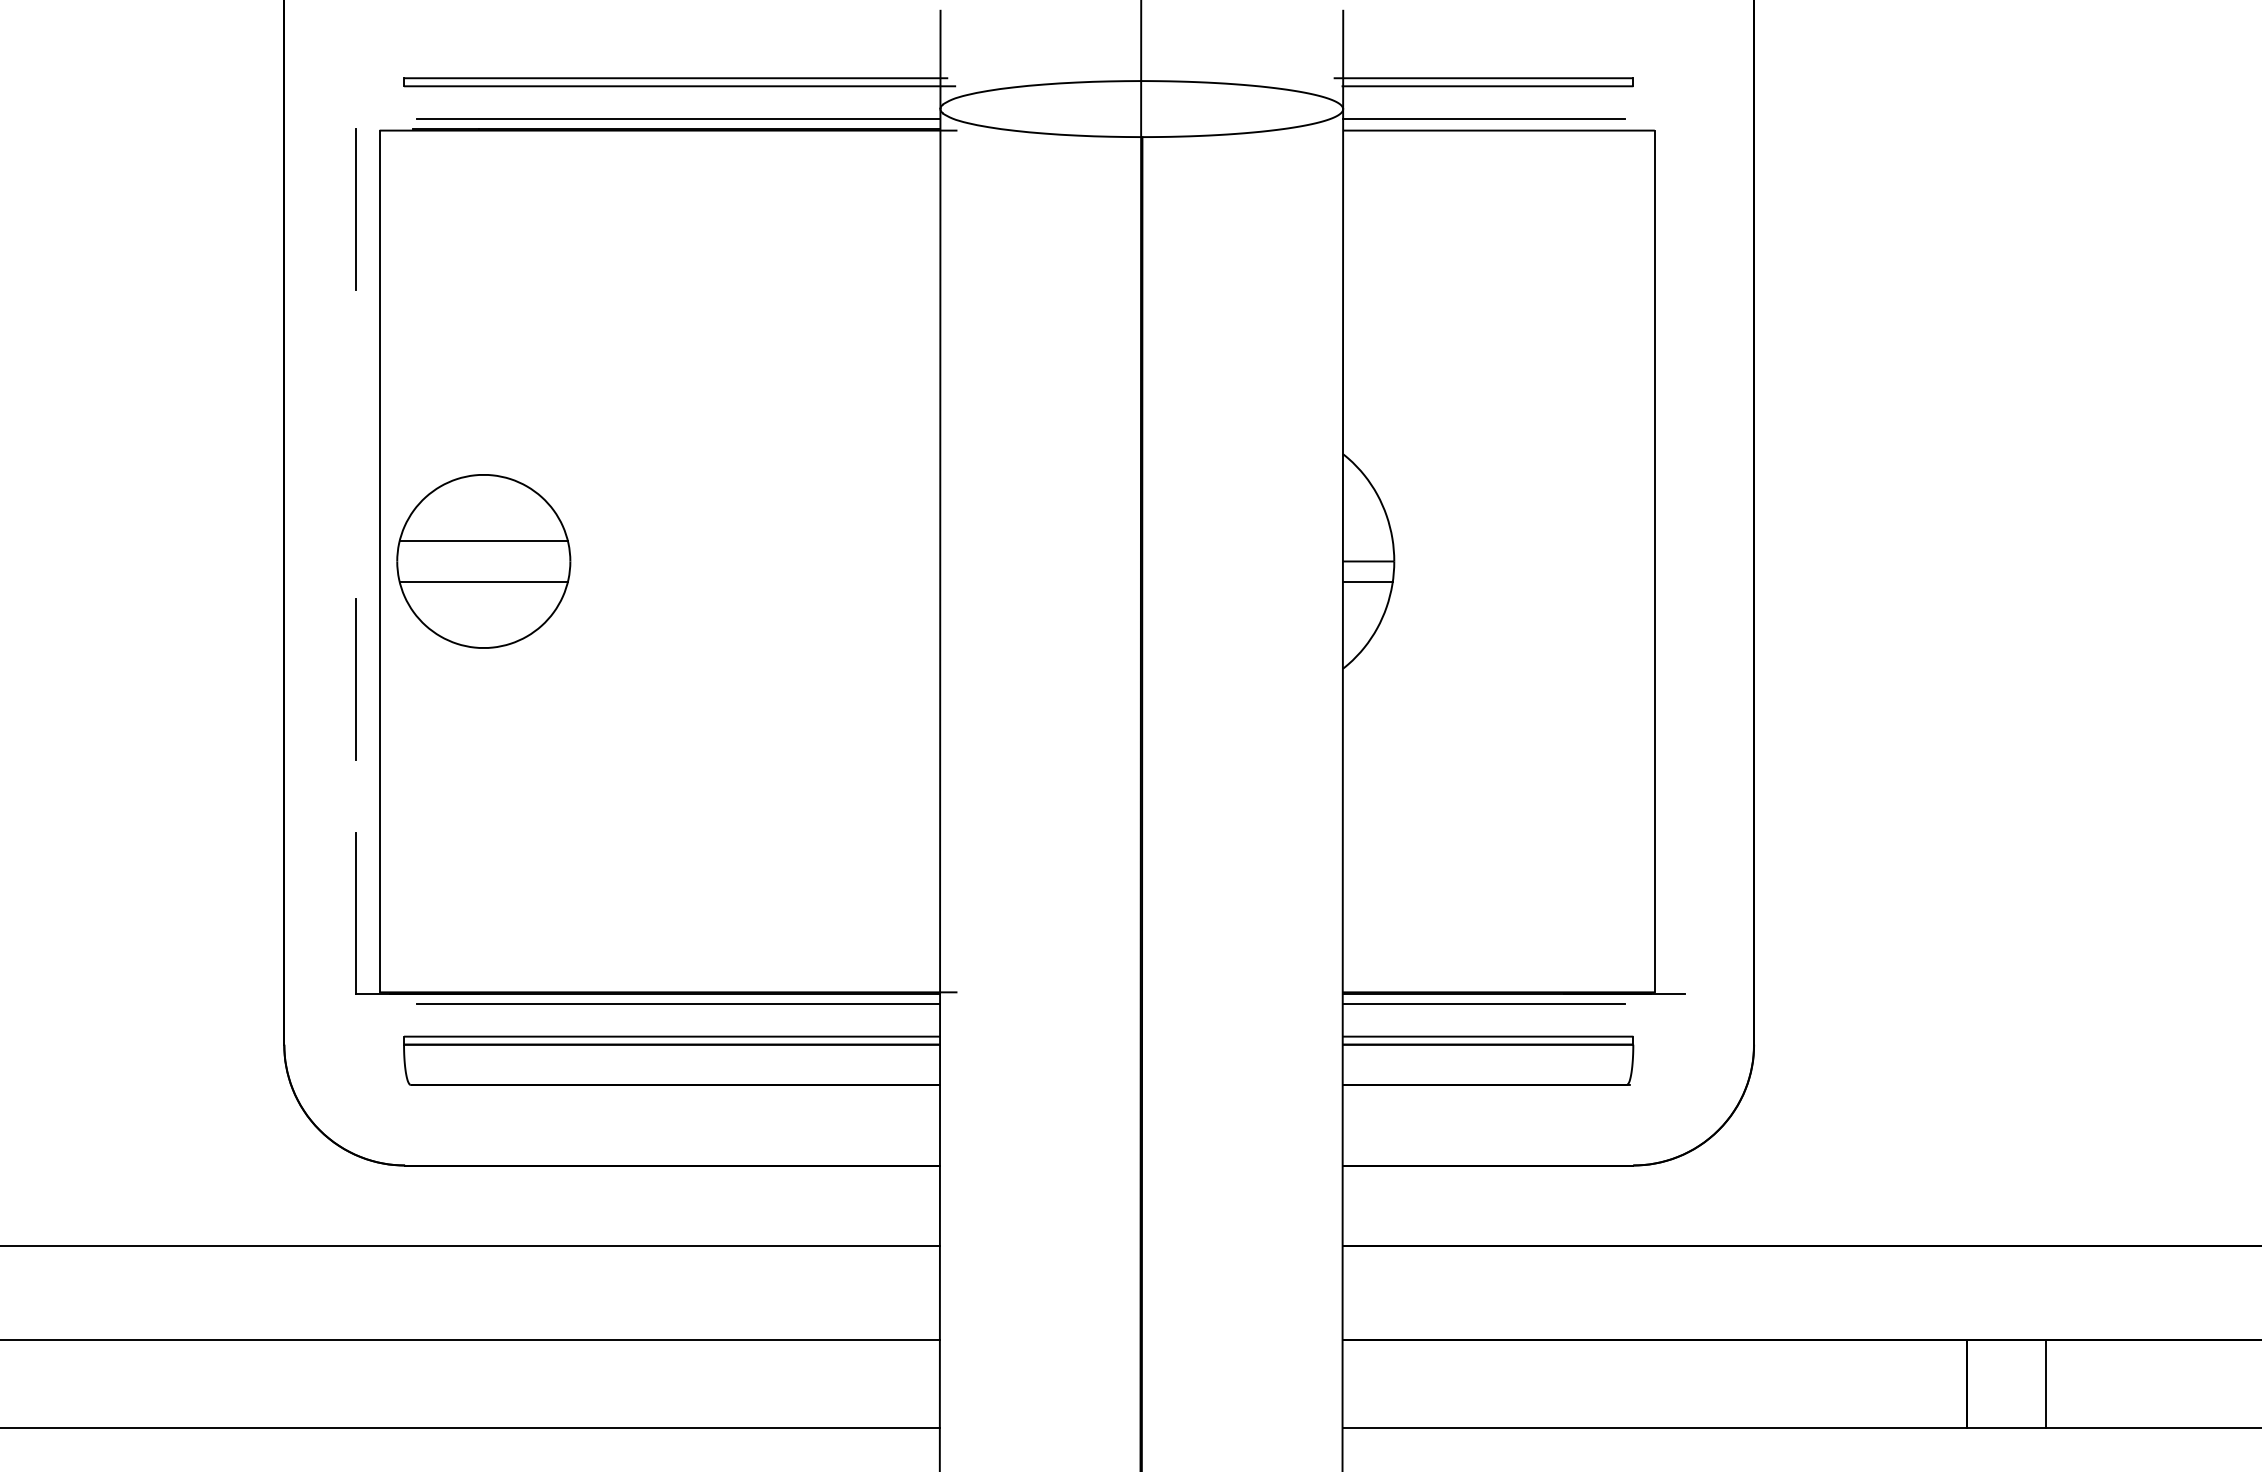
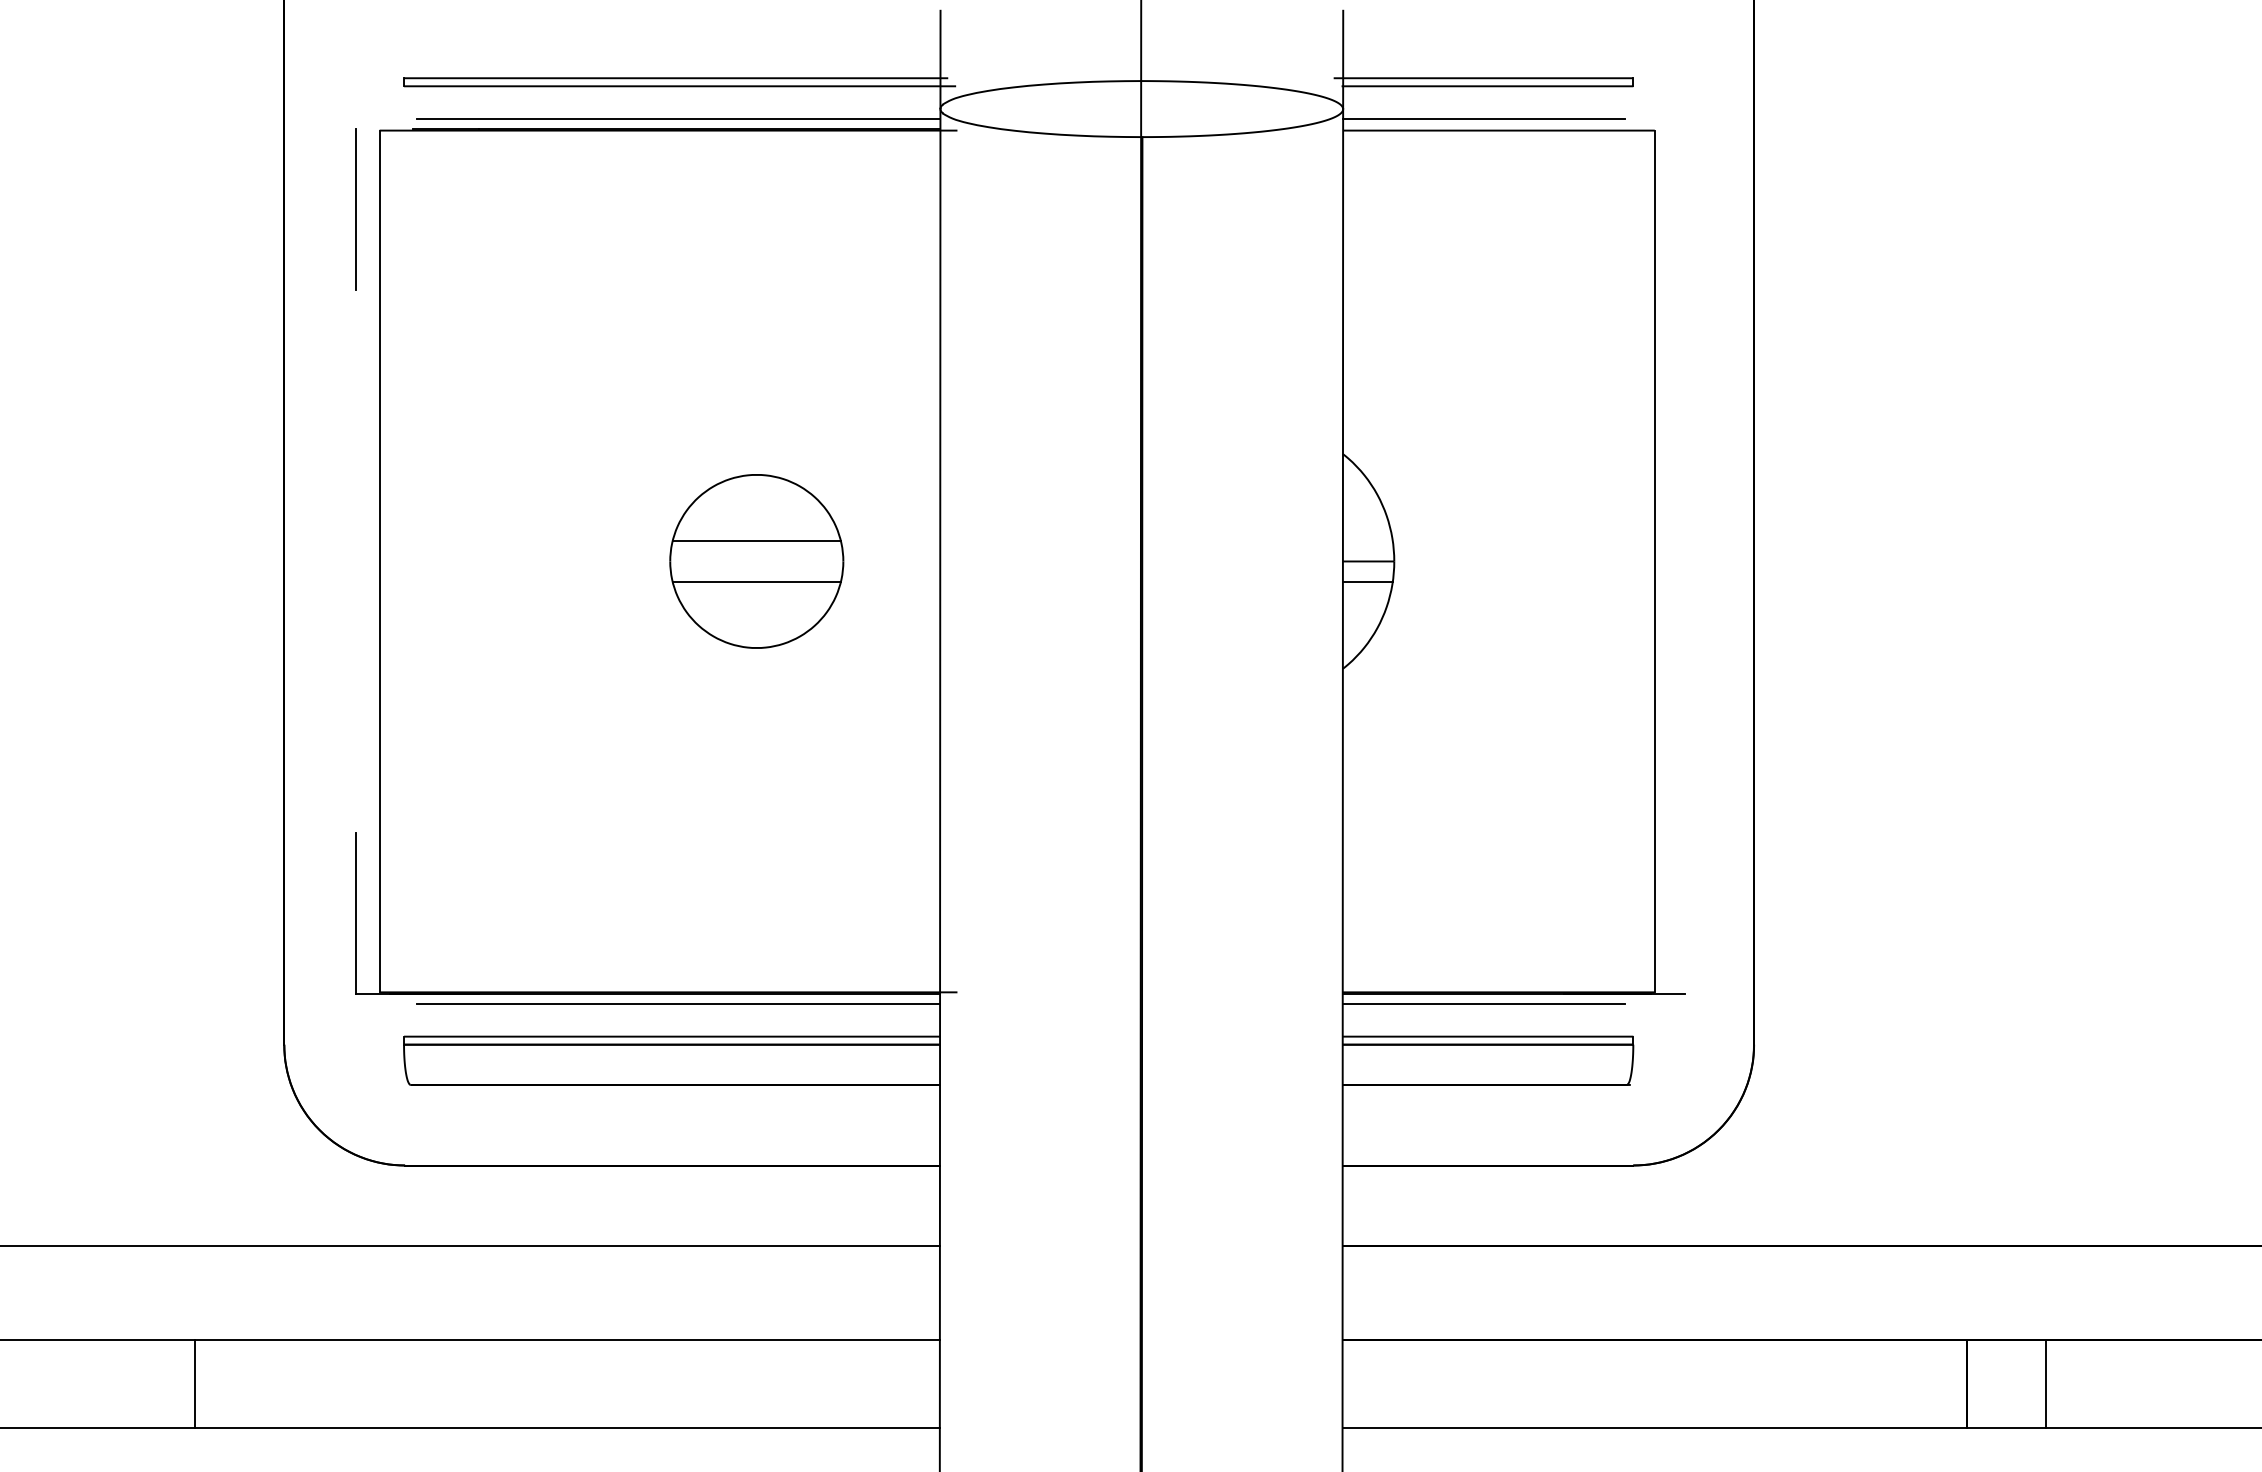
part position: (483, 561) -> (756, 561) (756, 561)
line: present -> none (355, 679)
line: none -> present (195, 1383)
